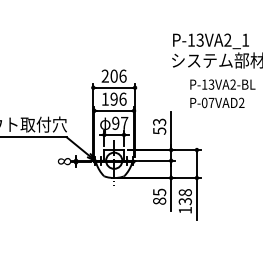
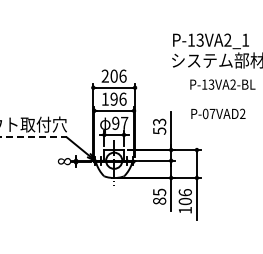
text position: (217, 102) -> (218, 113) (218, 113)
line: solid -> dashed (33, 137)
text: 138 -> 106 (184, 197)
